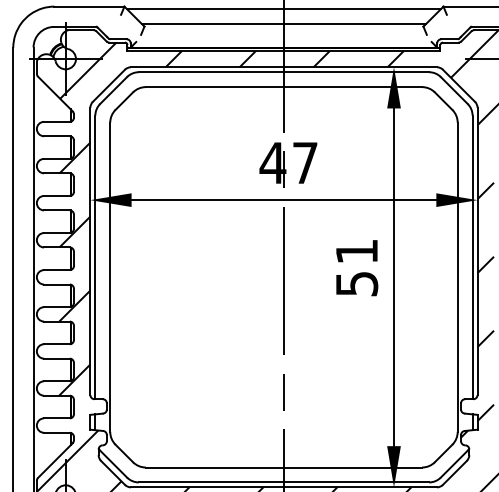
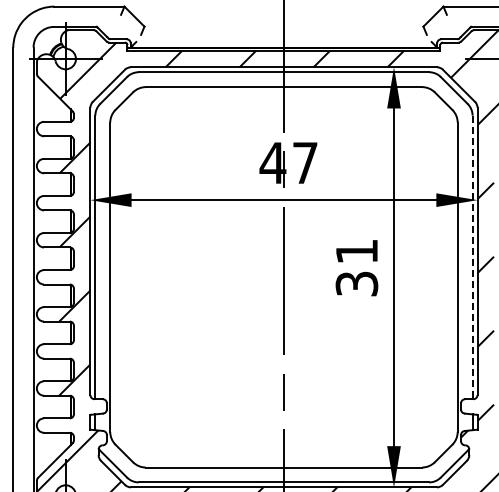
line: present -> none (283, 9)
line: present -> none (283, 24)
line: solid -> dashed (472, 257)
text: 51 -> 31 (356, 283)
